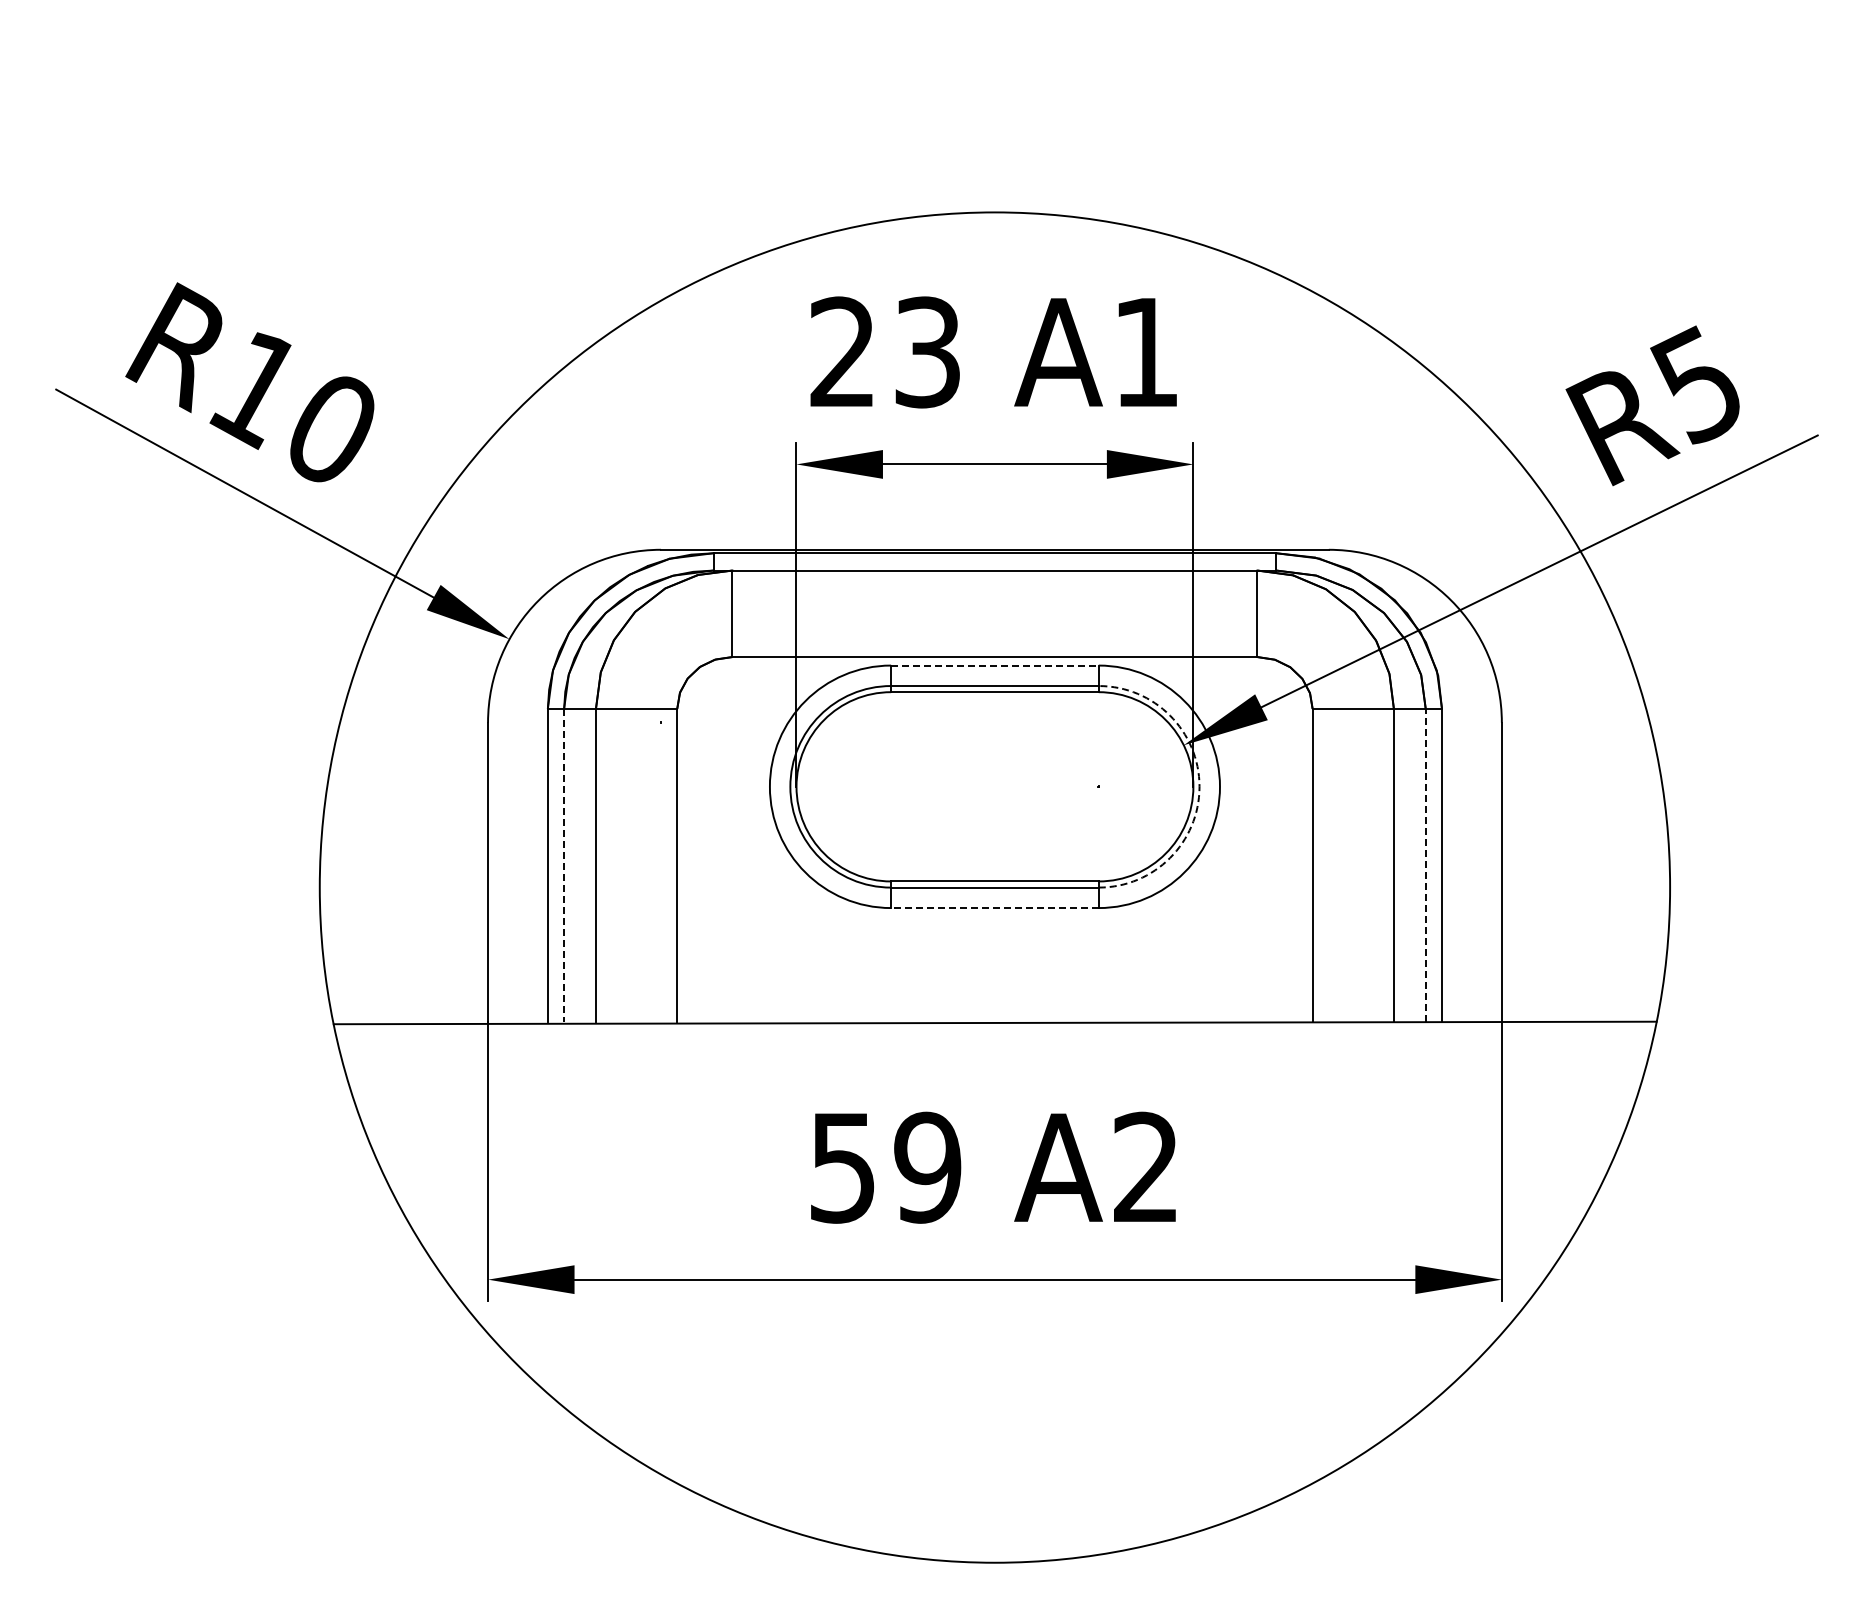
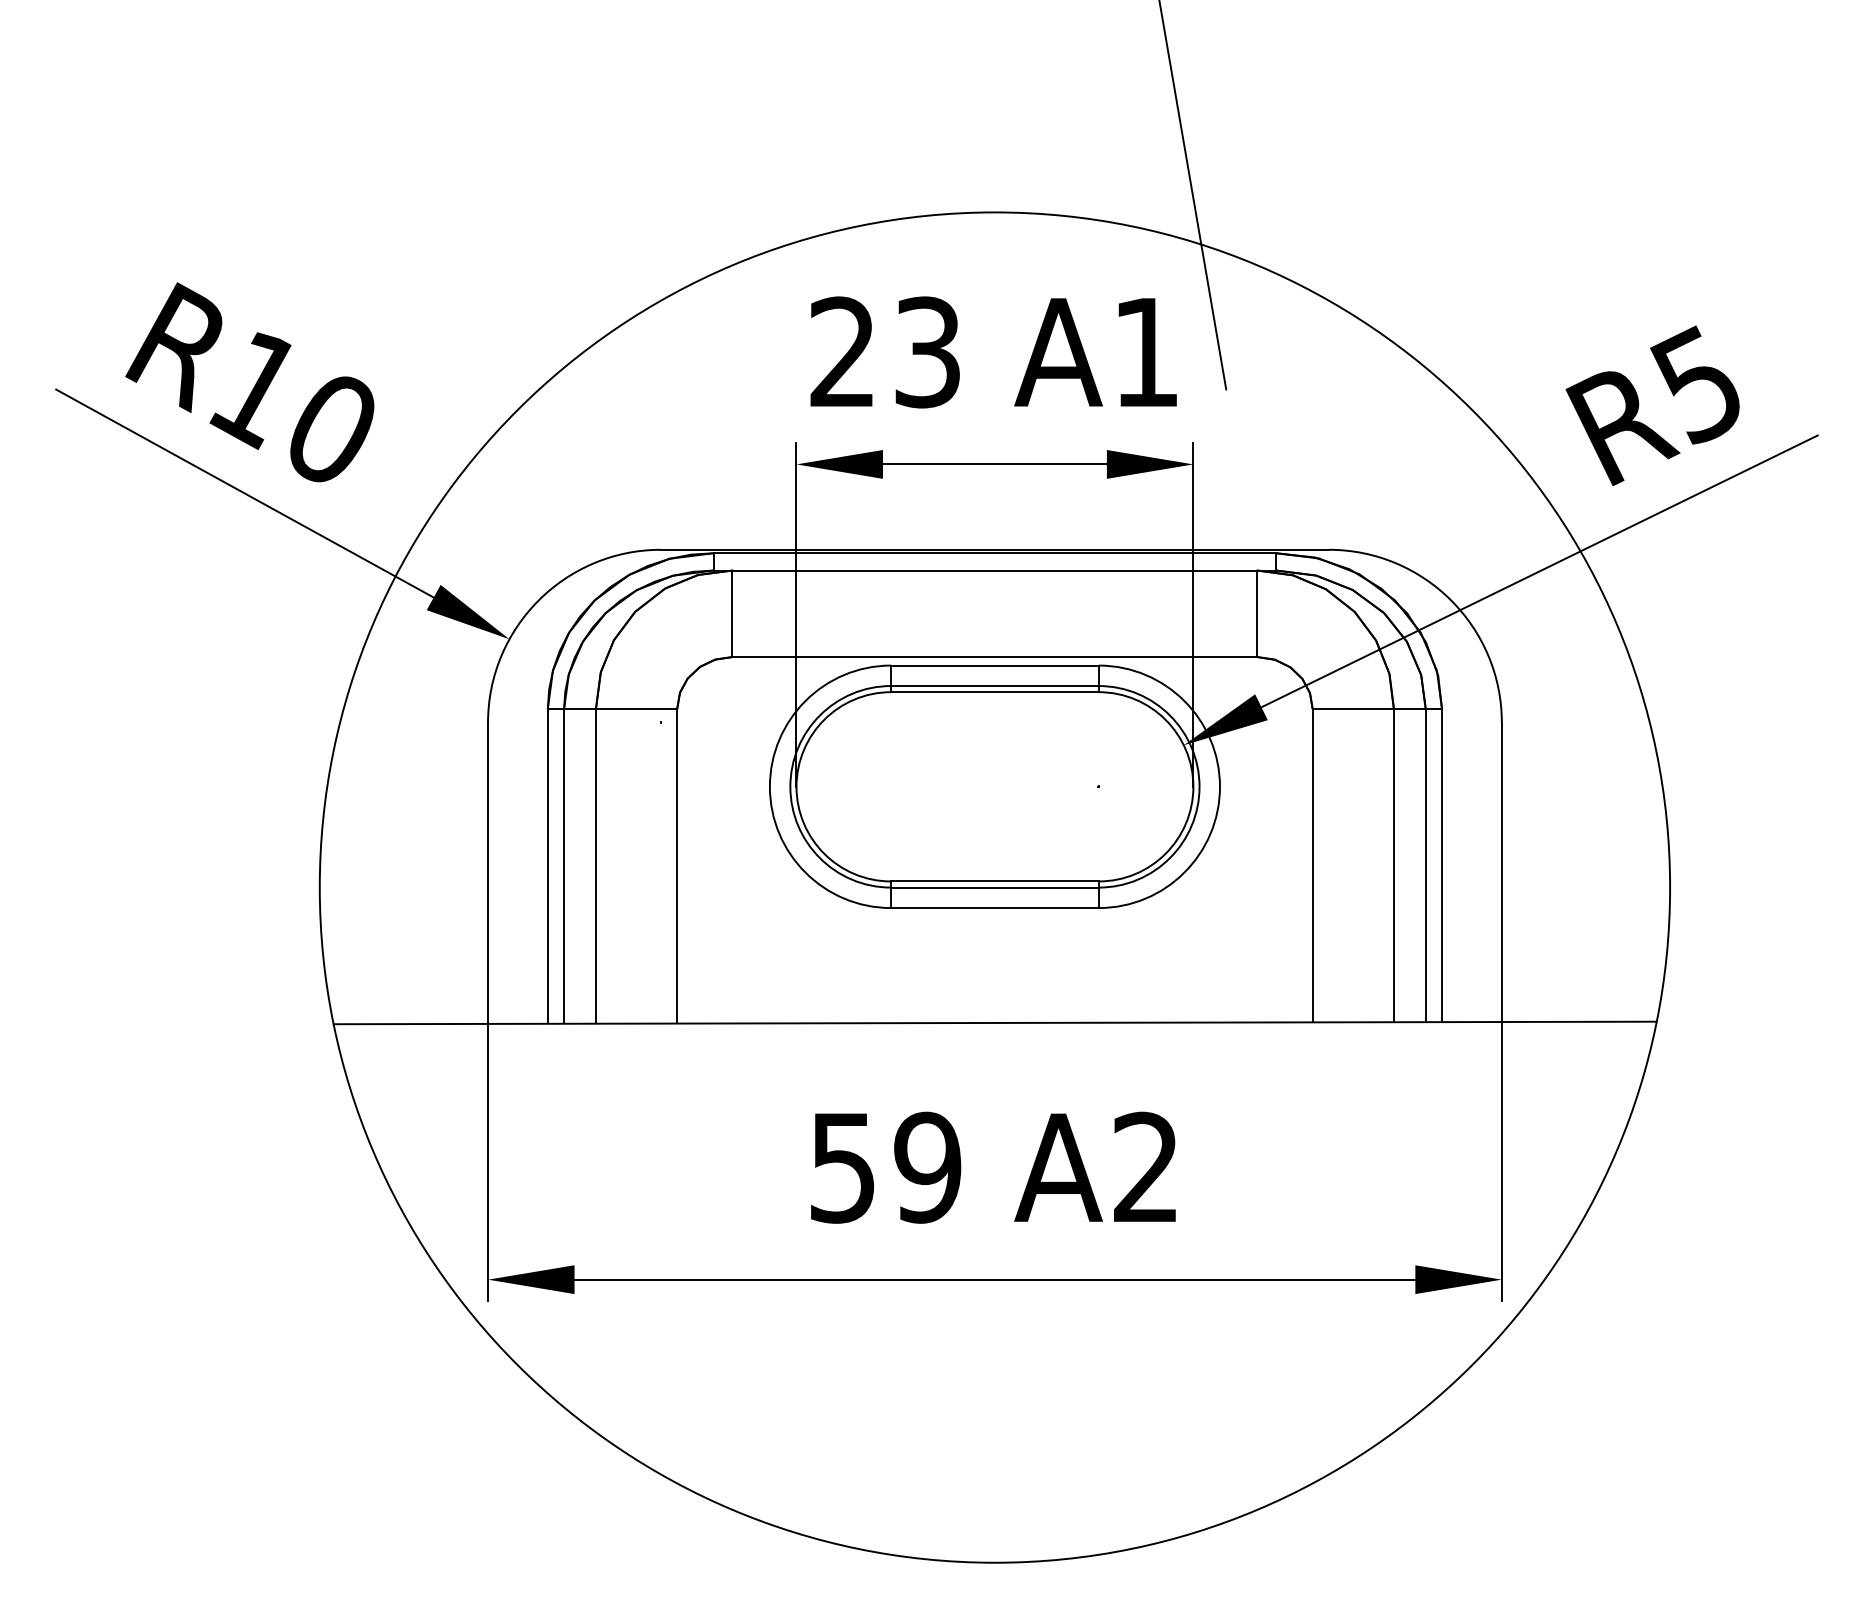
line: none -> present (1192, 195)
line: dashed -> solid (994, 665)
arc: dashed -> solid (1199, 786)
line: dashed -> solid (1425, 864)
line: dashed -> solid (564, 865)
line: dashed -> solid (994, 908)
